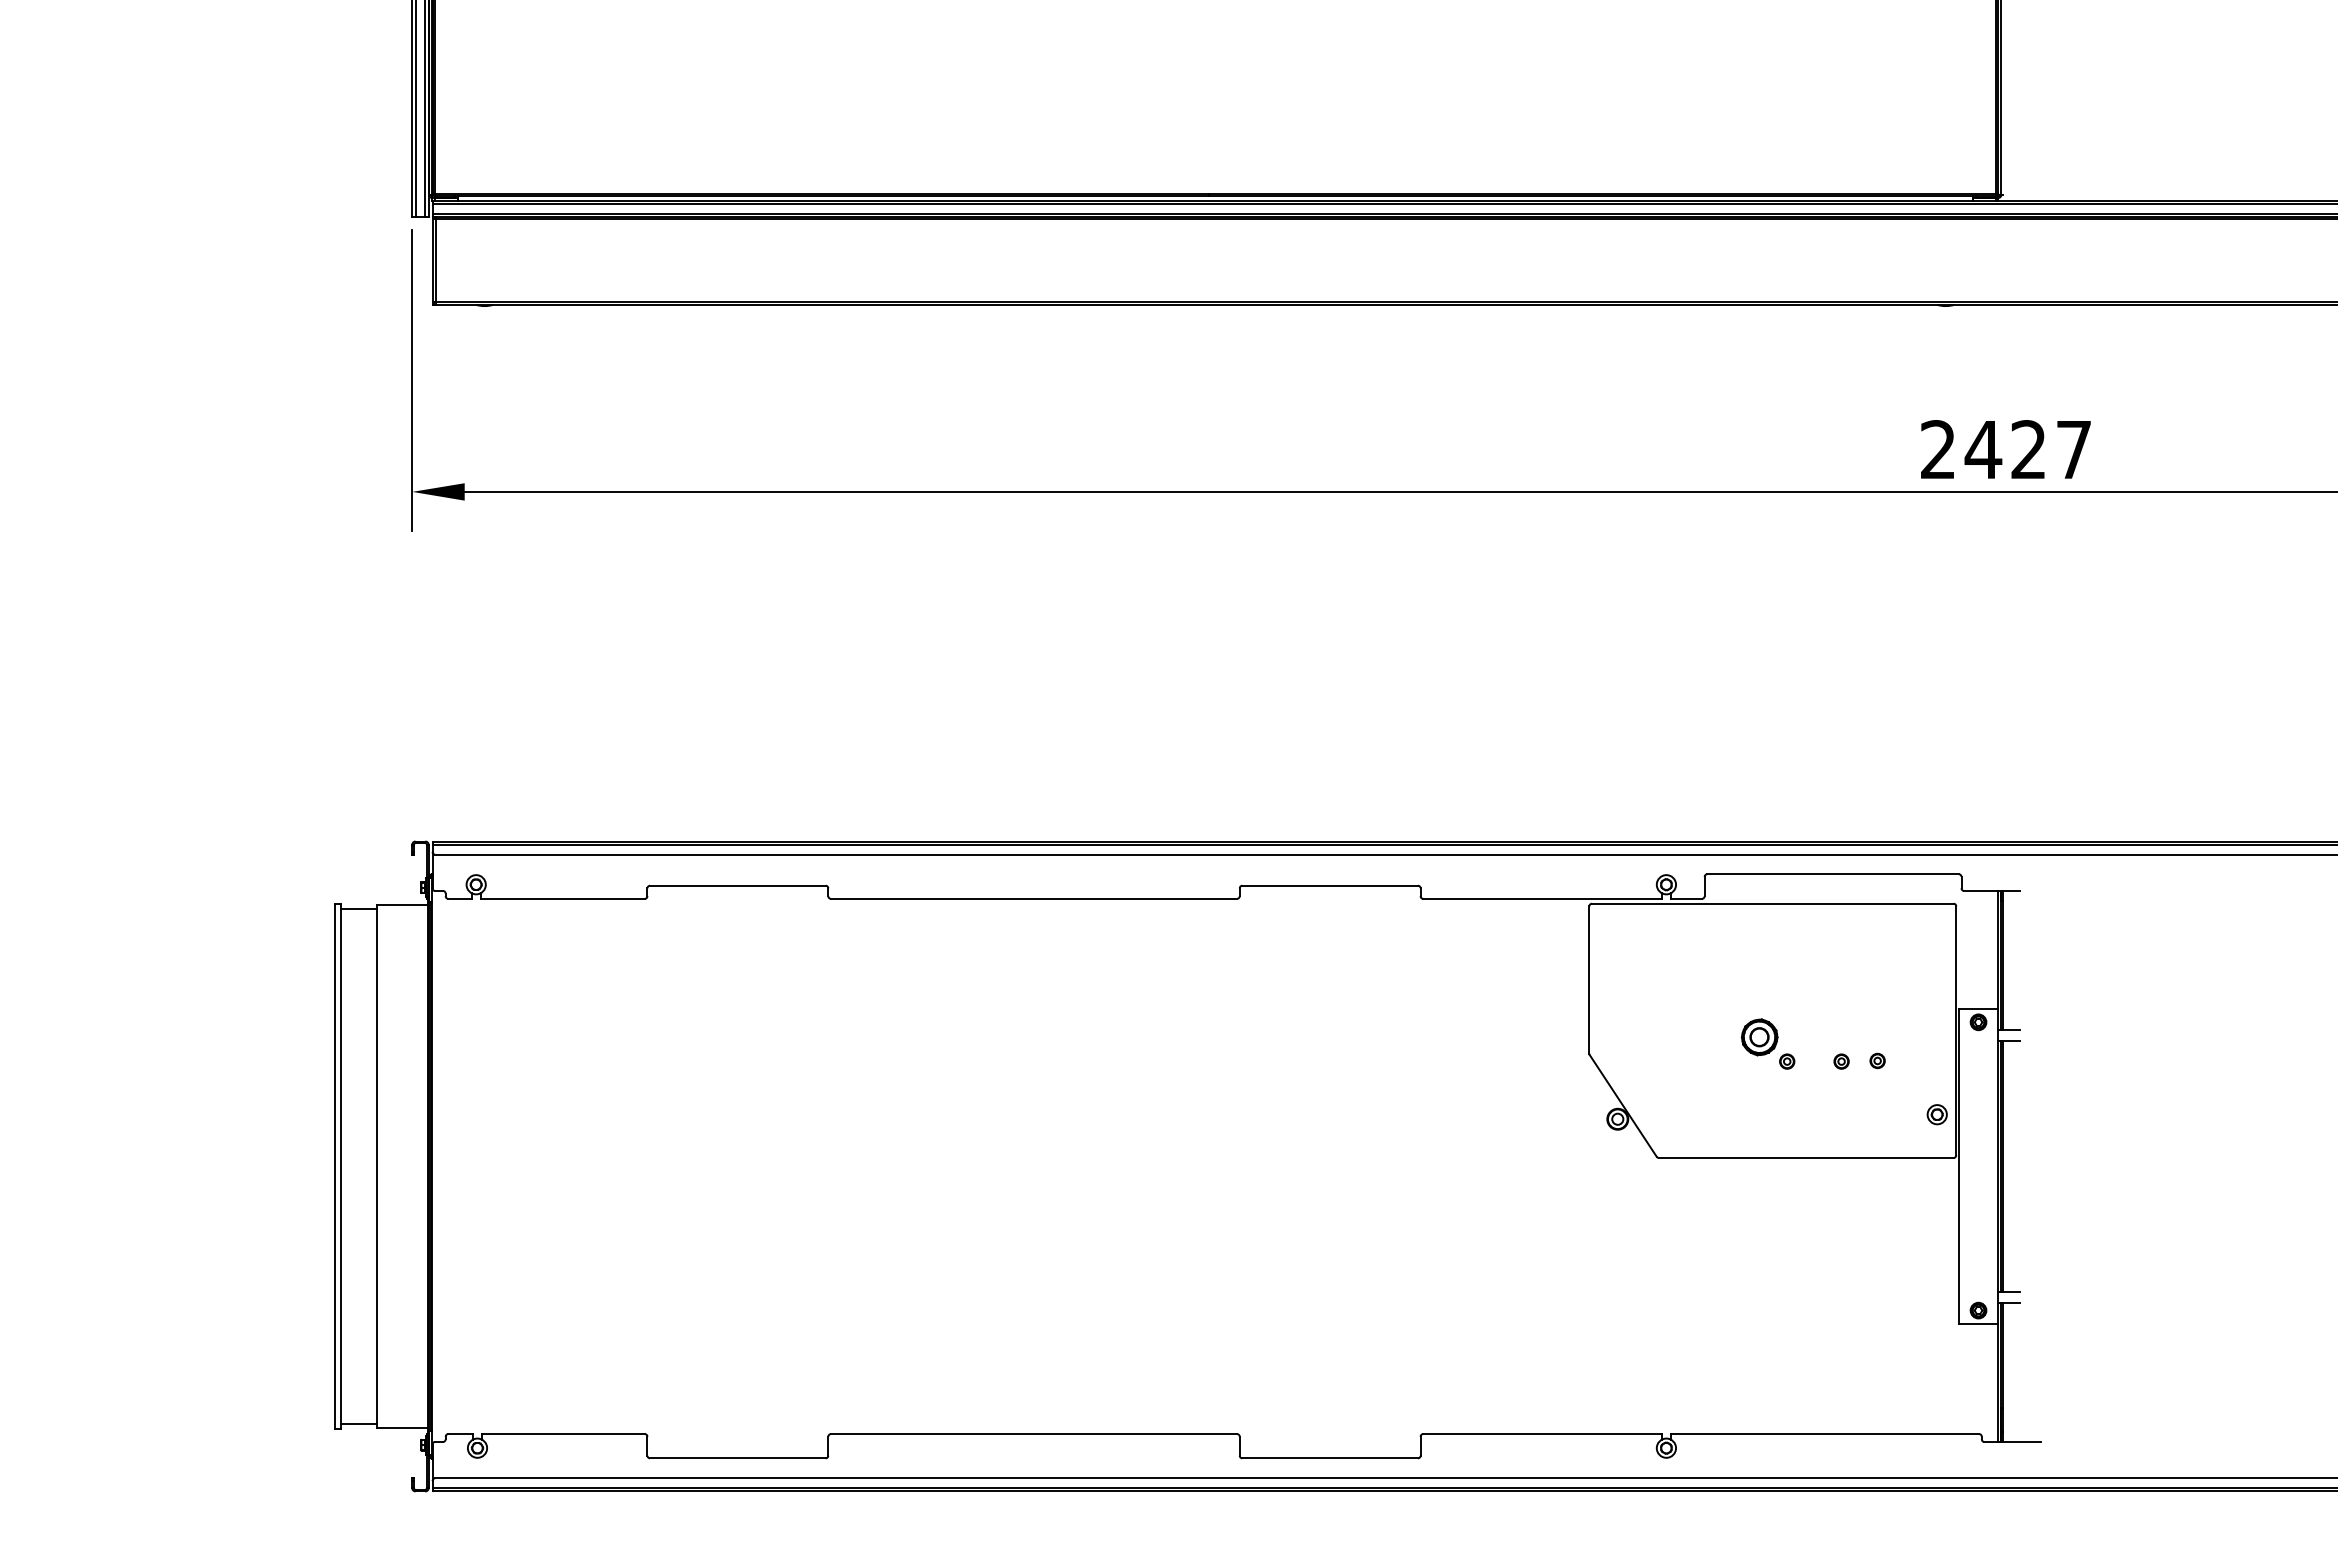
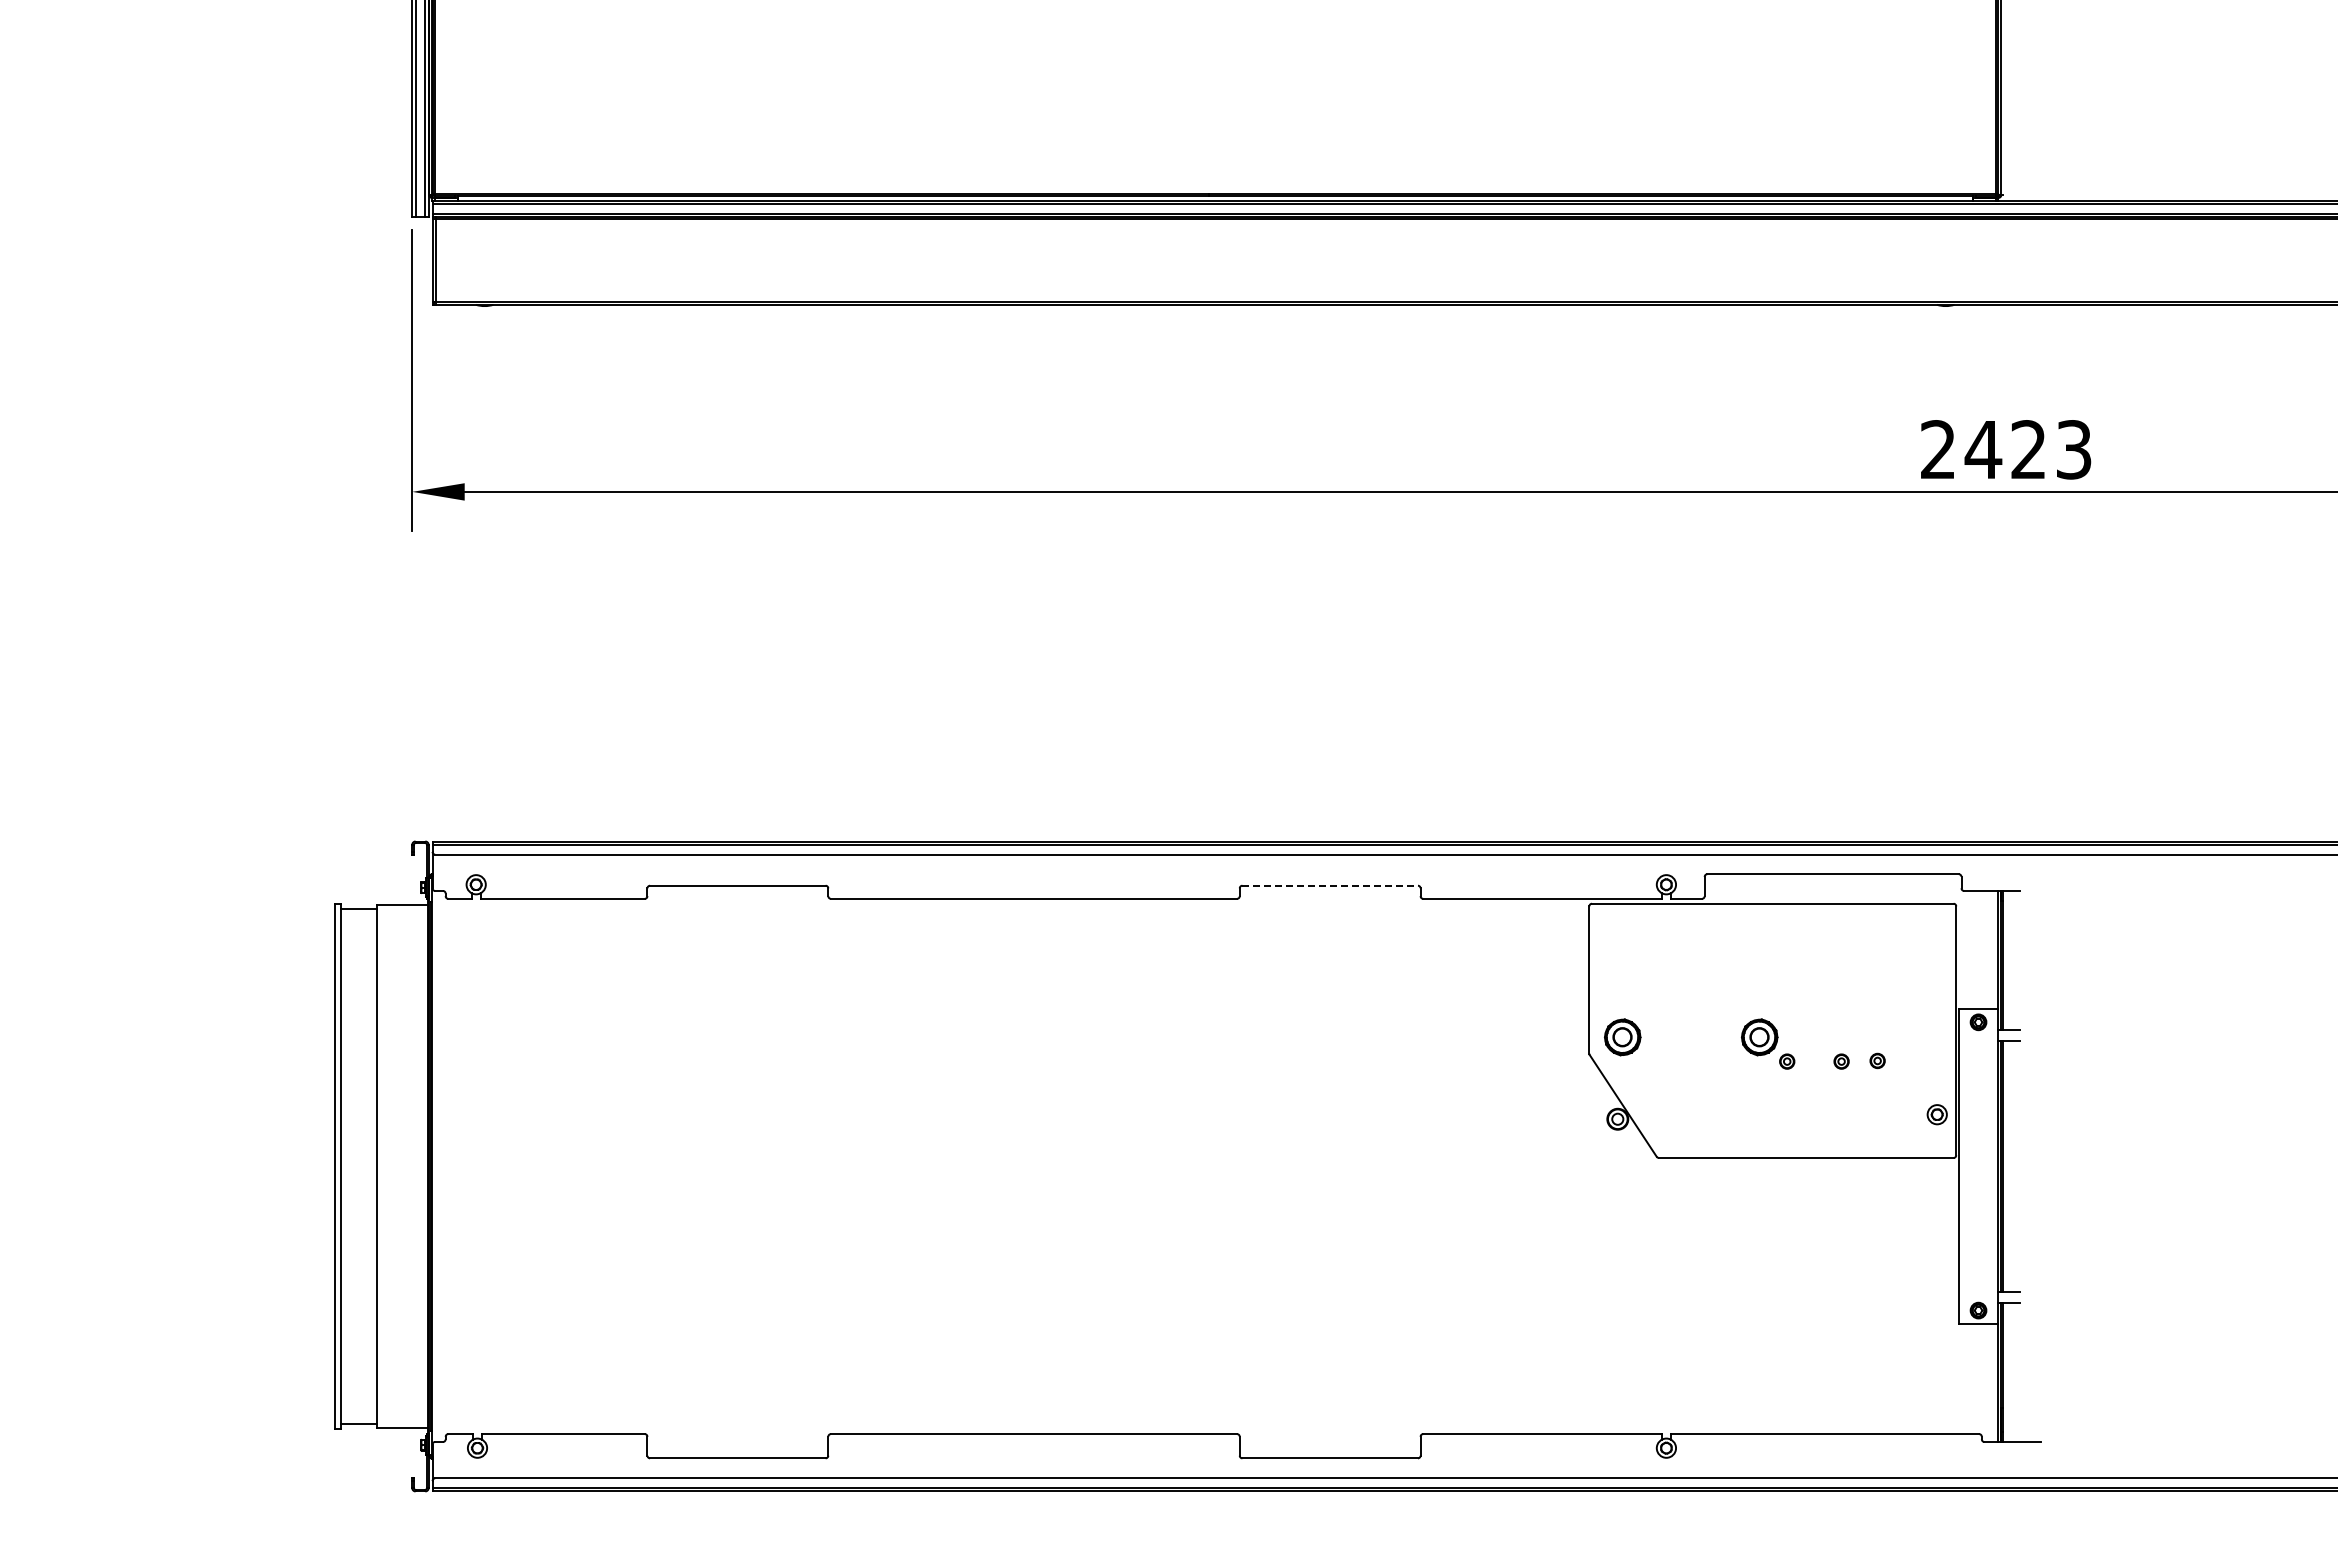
text: 2427 -> 2423 (2074, 449)
line: solid -> dashed (1330, 885)
part: none -> present (1622, 1037)
